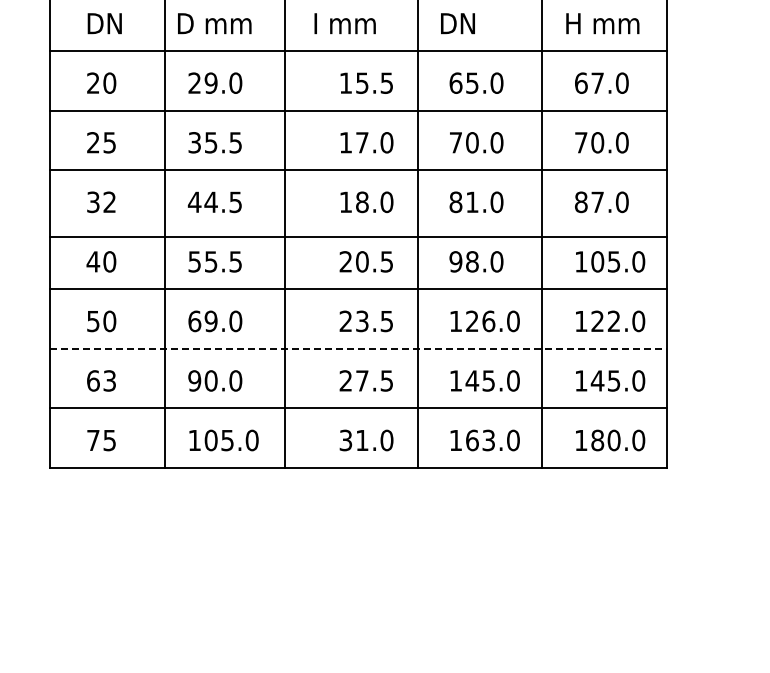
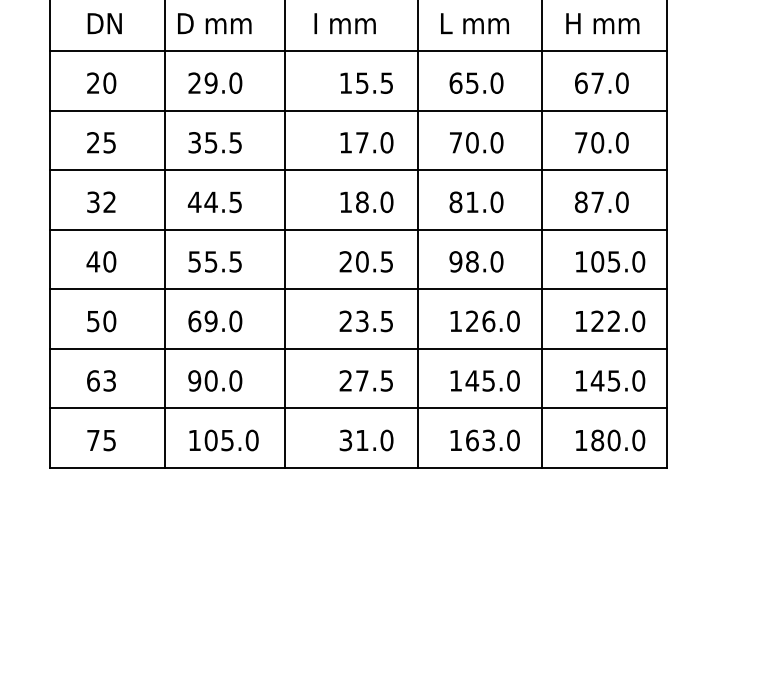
text: DN -> L mm (475, 23)
line position: (358, 236) -> (358, 229) (358, 229)
line: dashed -> solid (358, 348)
